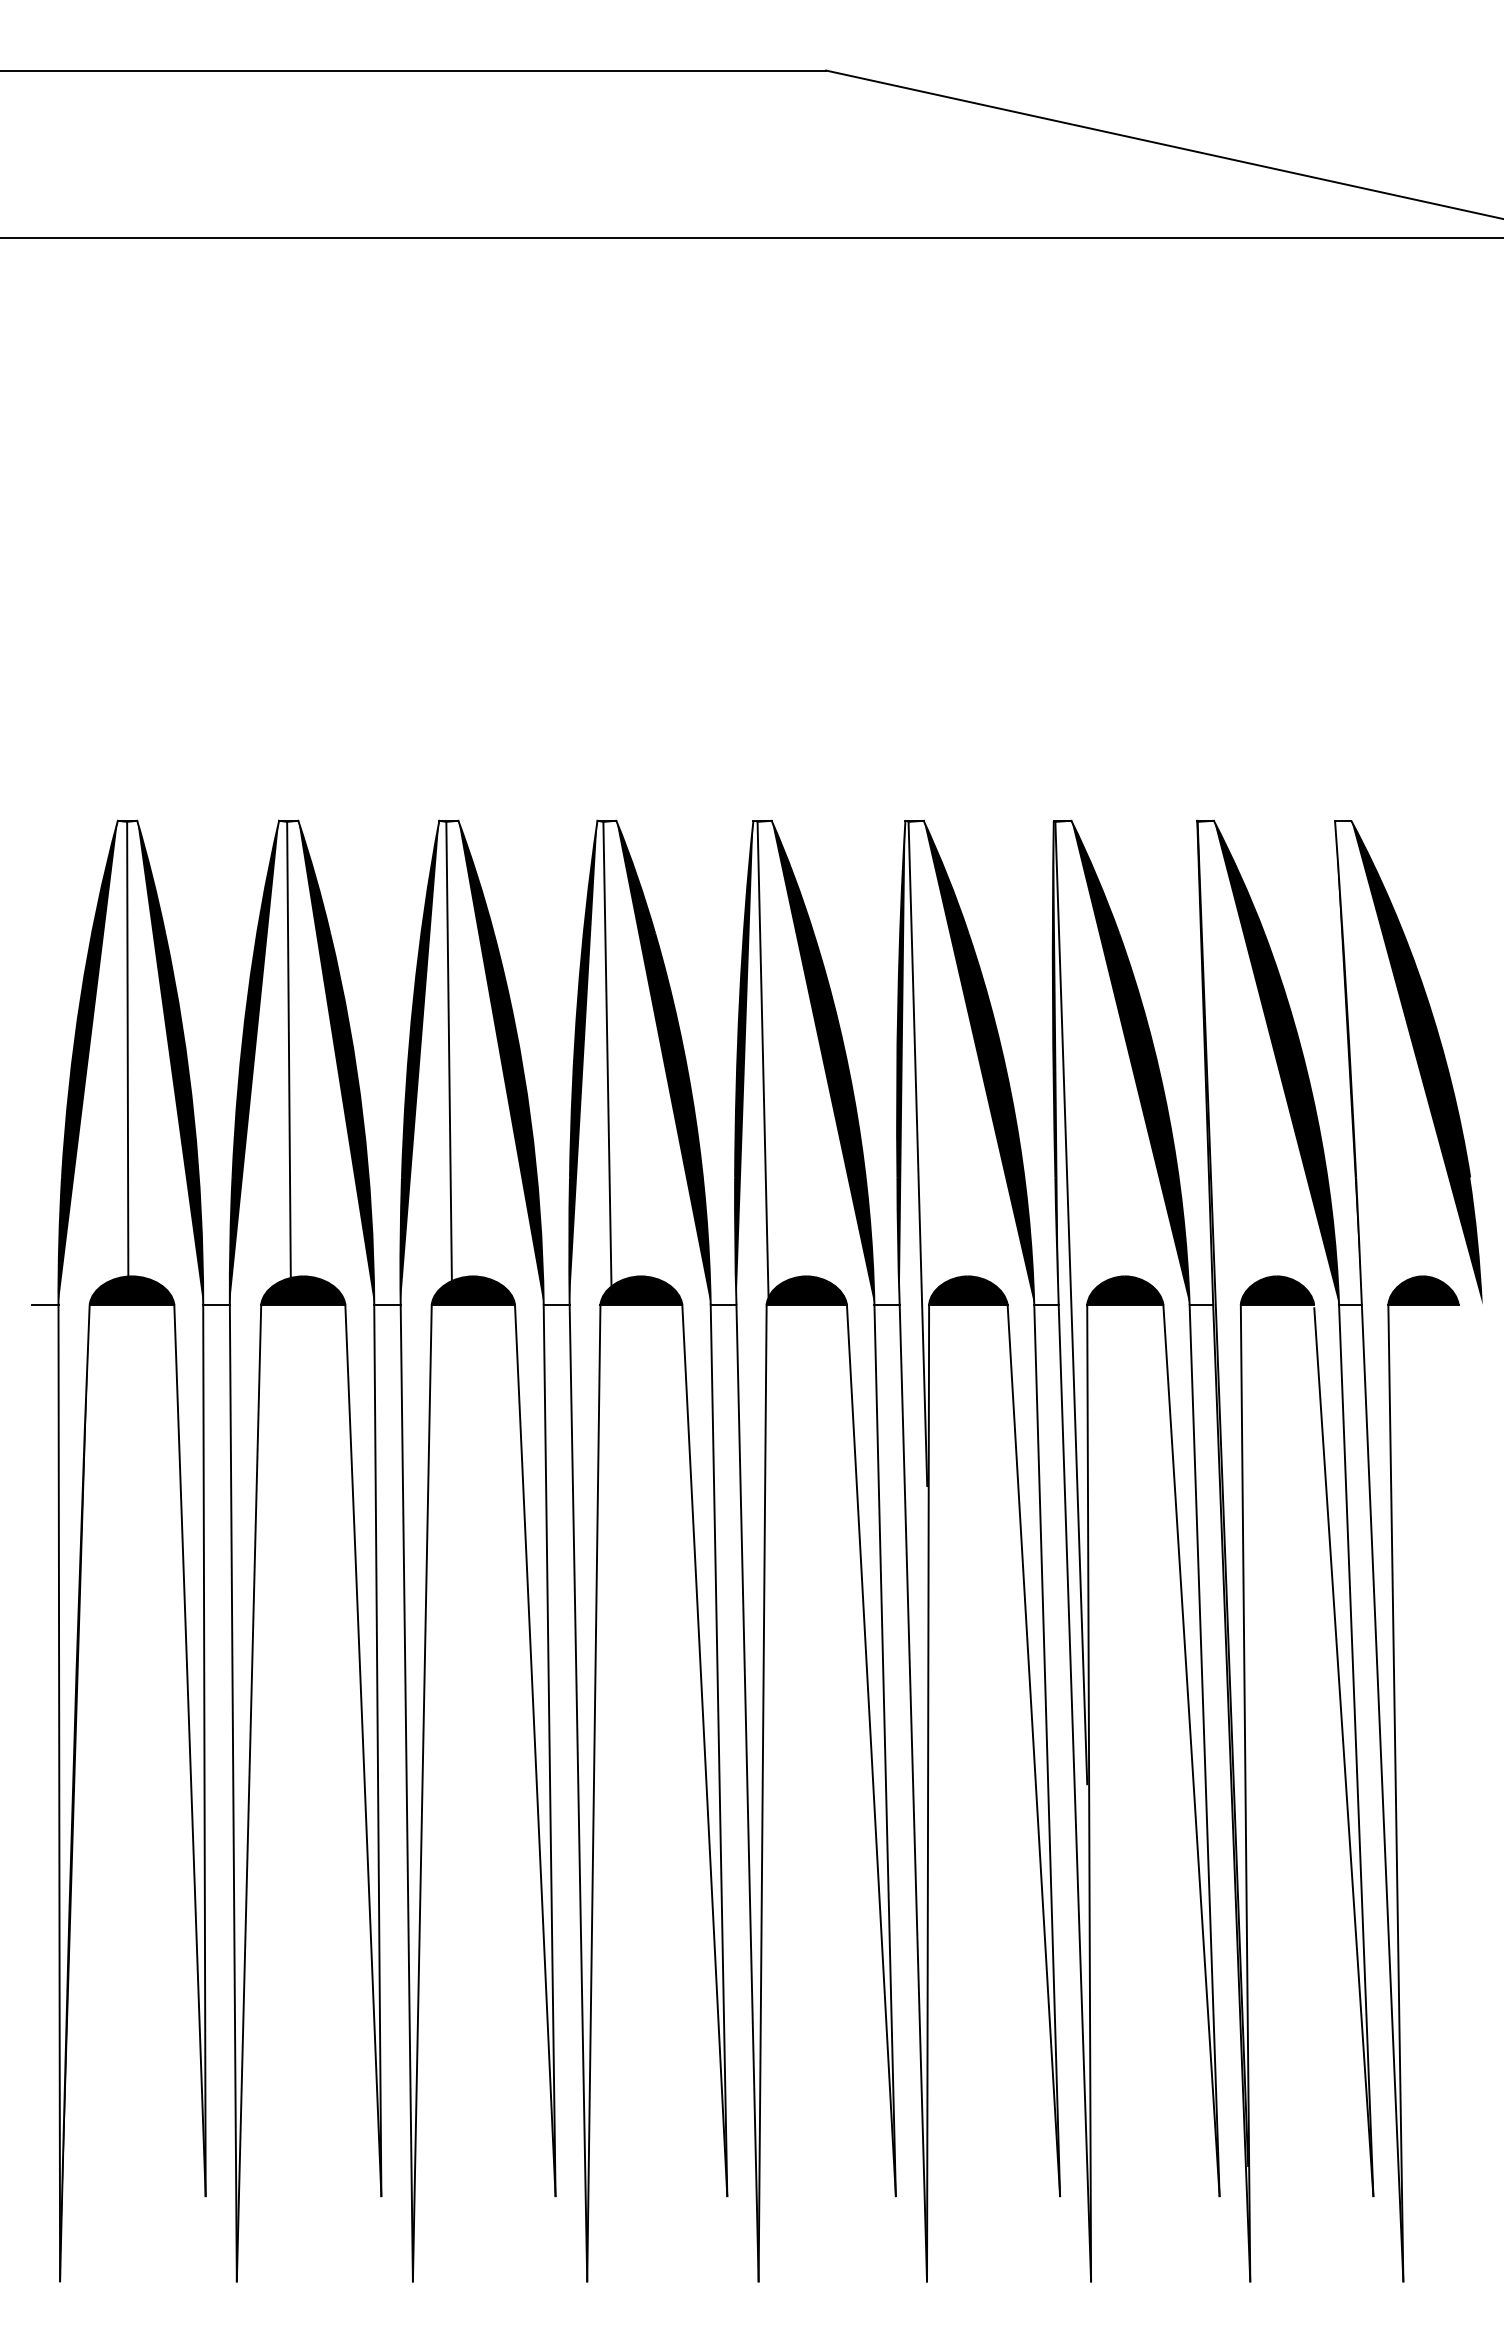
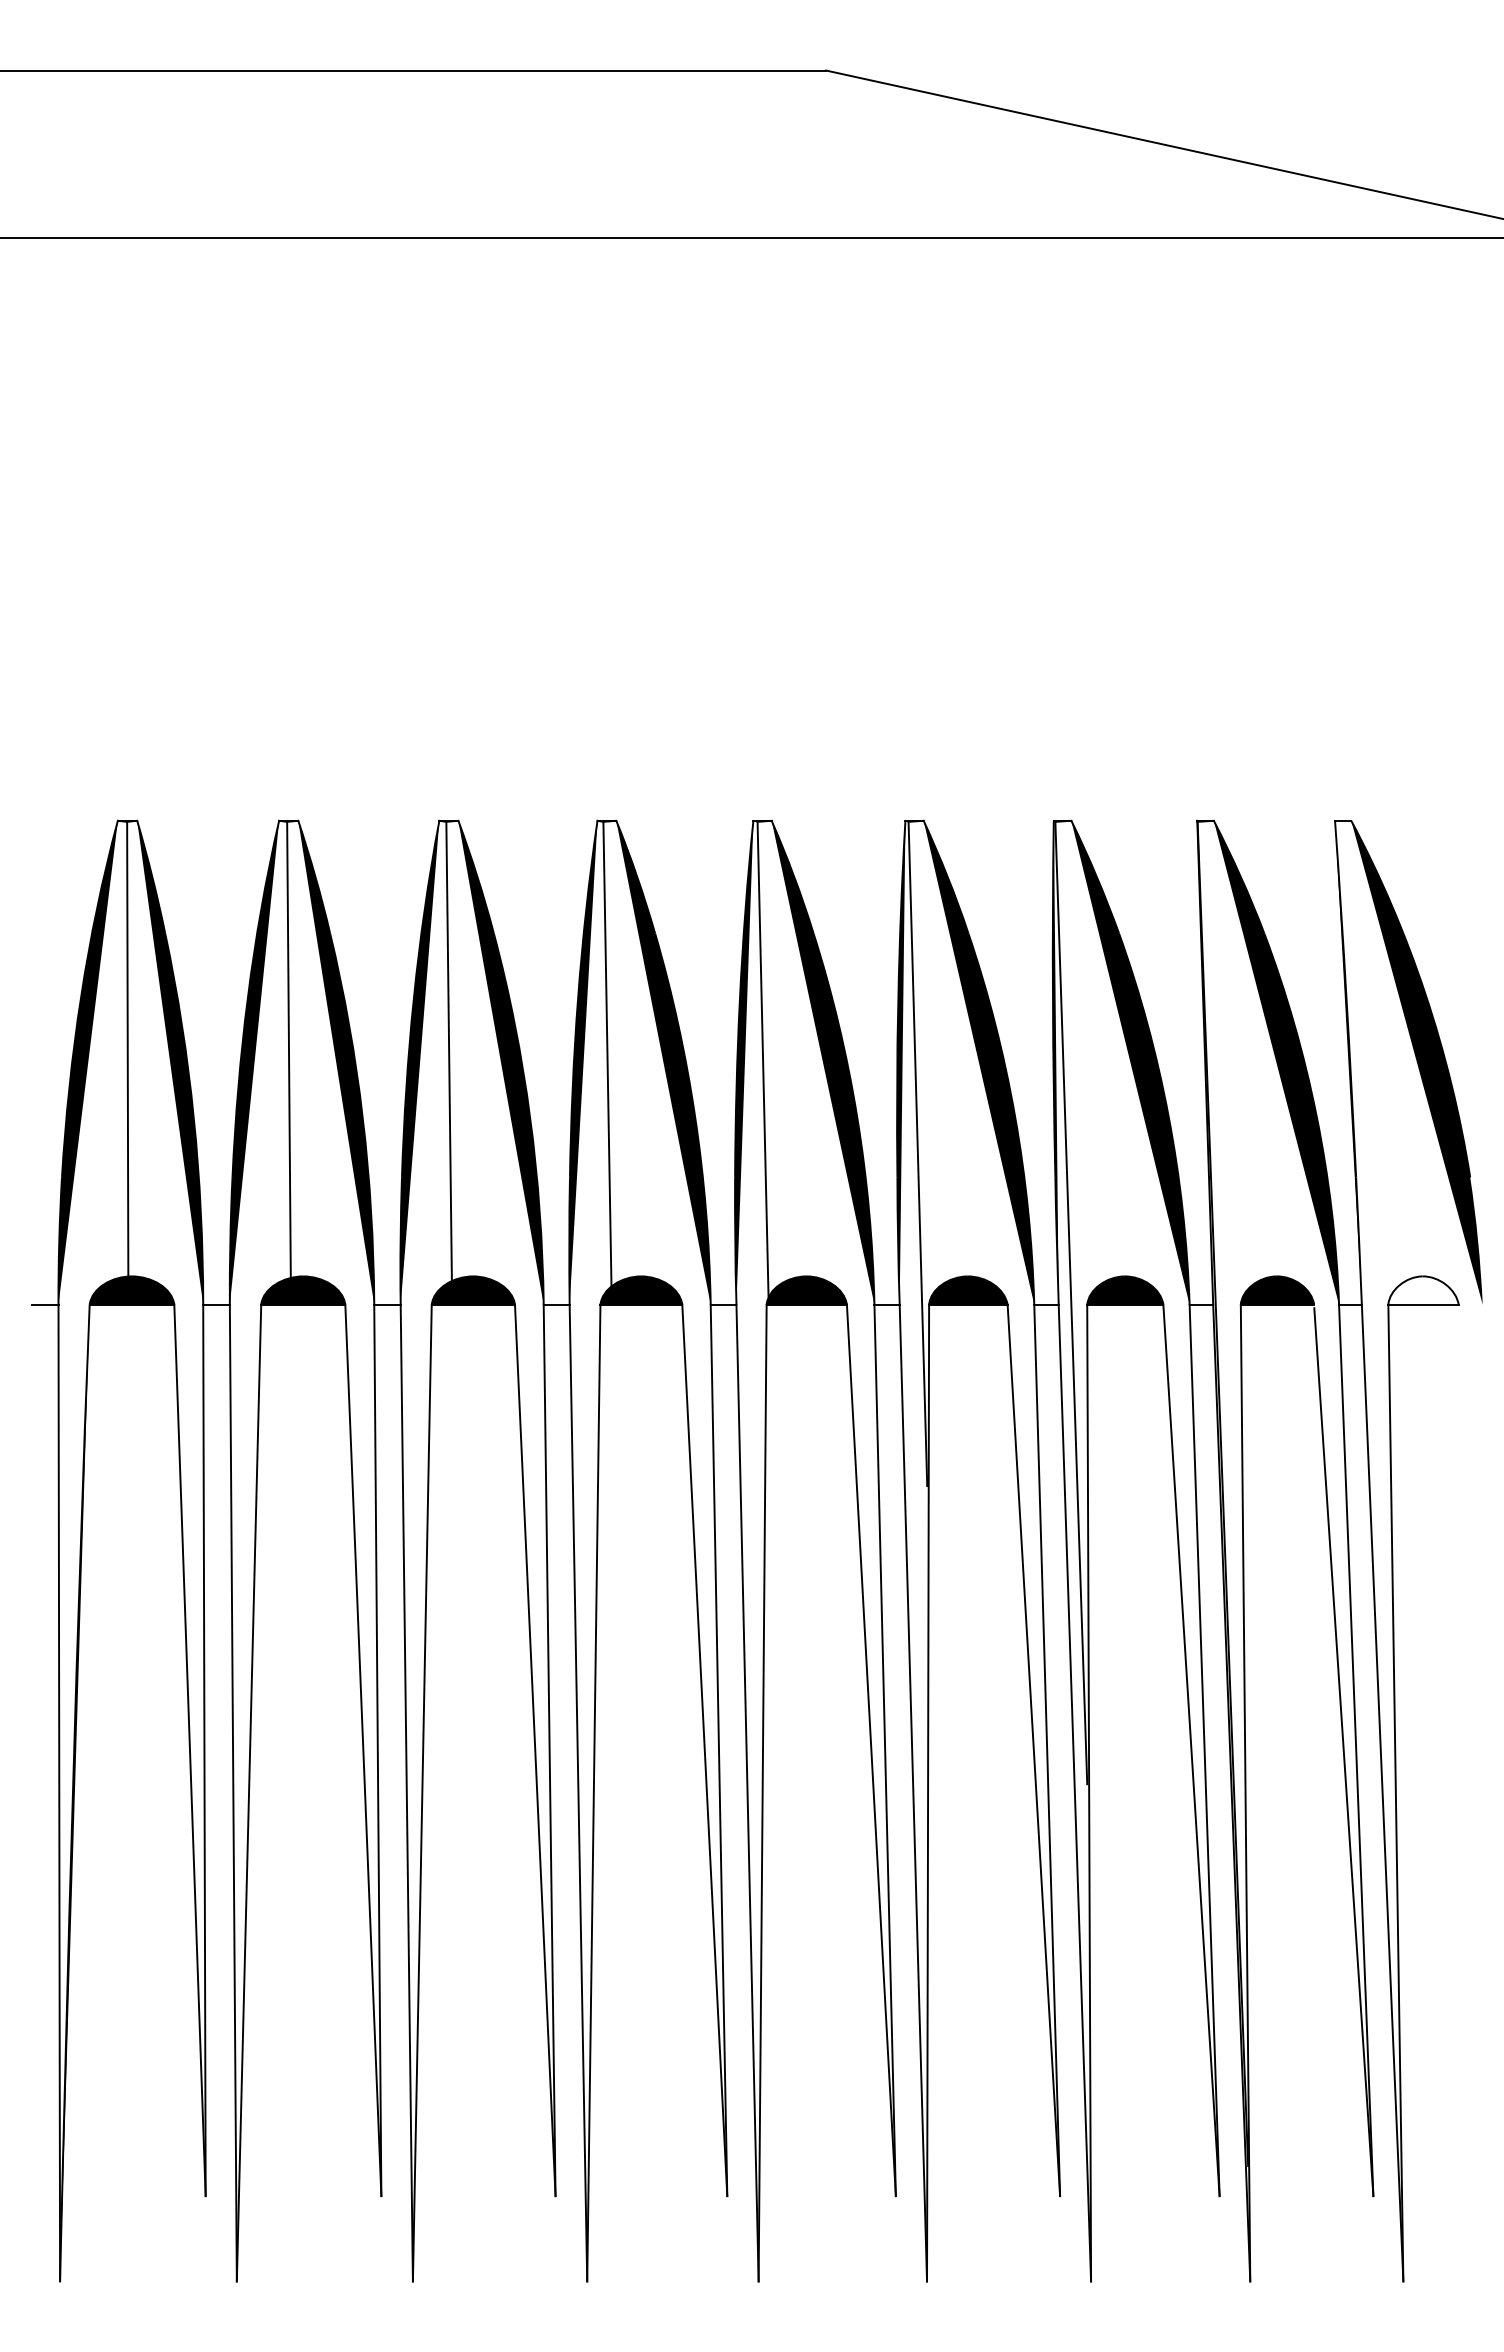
fill: present -> none (1423, 1290)
